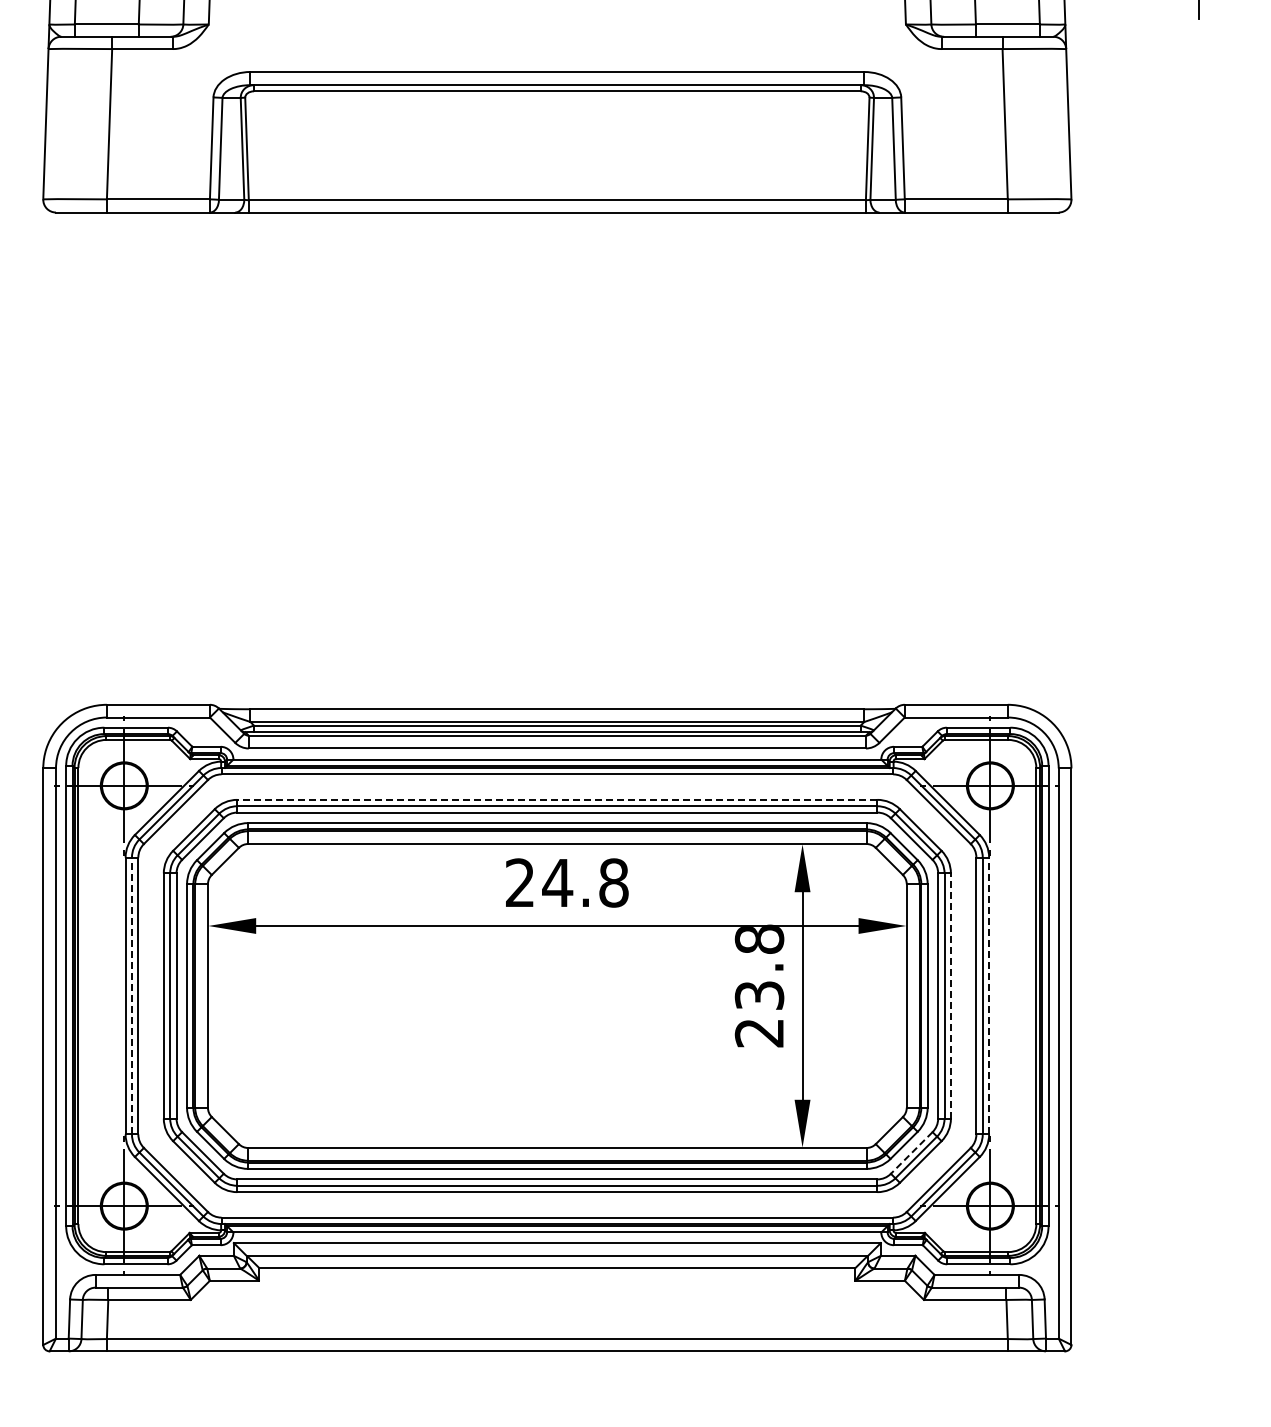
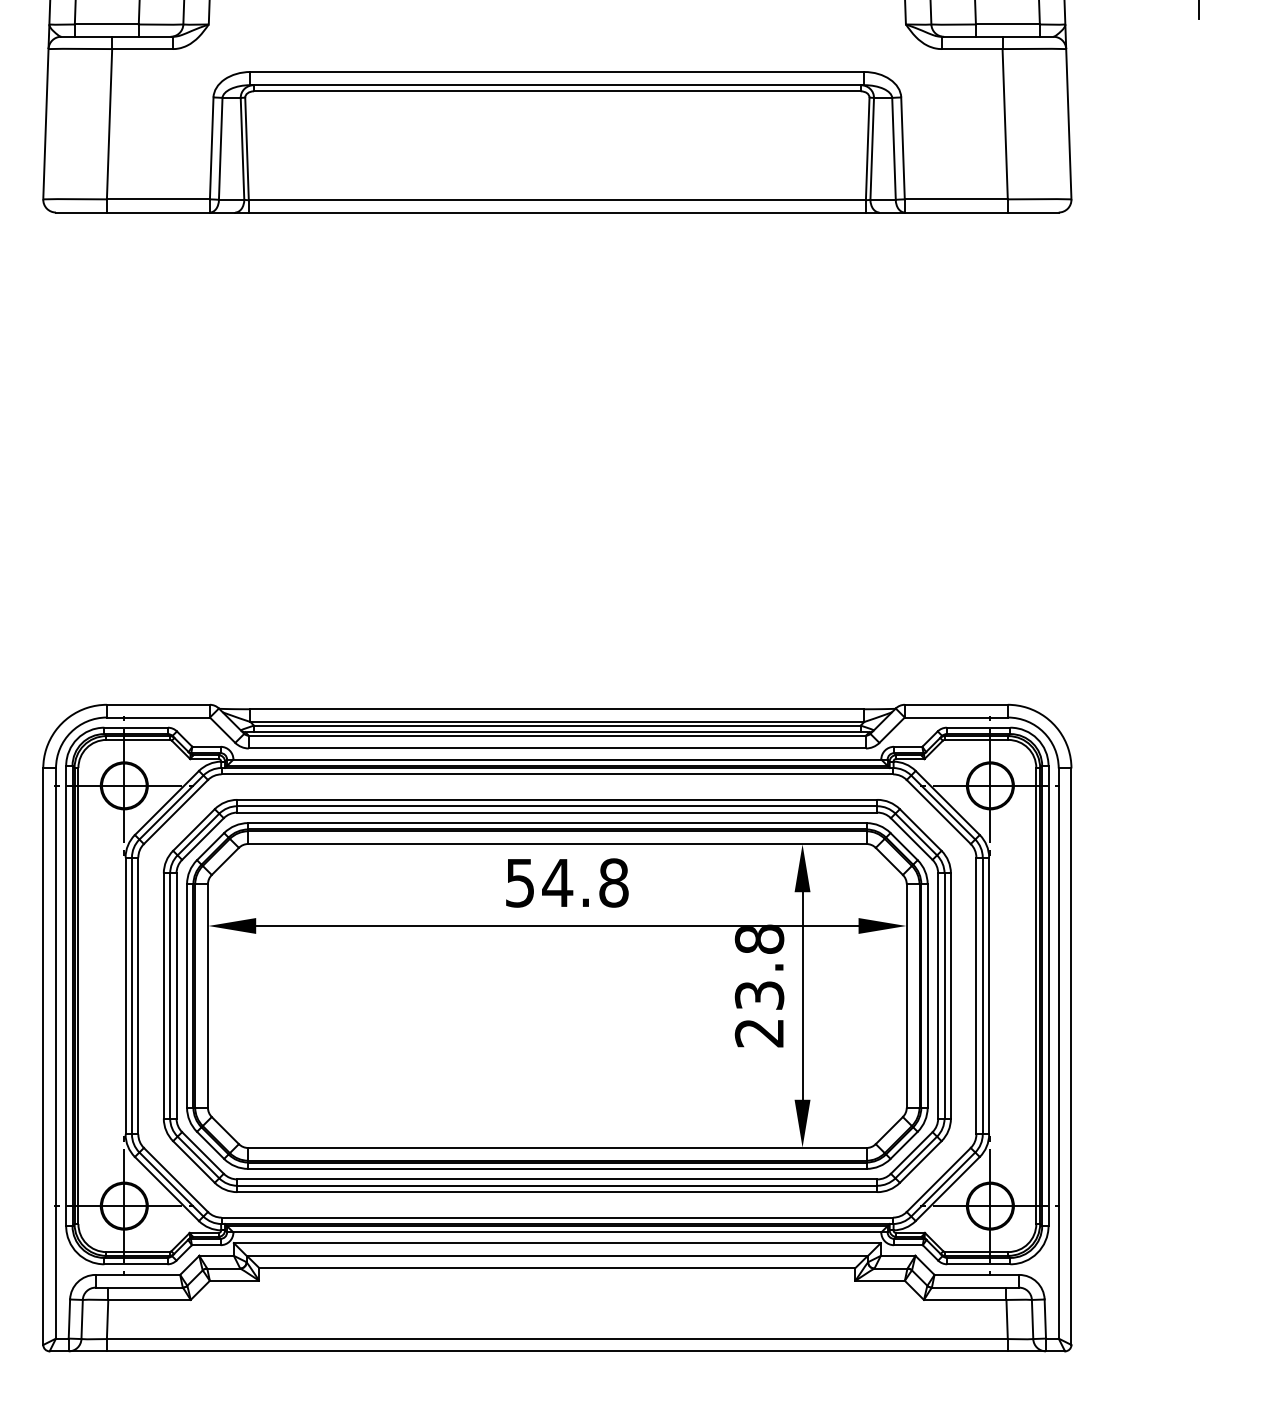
line: dashed -> solid (556, 799)
text: 24.8 -> 54.8 (519, 882)
line: dashed -> solid (131, 995)
line: dashed -> solid (989, 995)
line: dashed -> solid (950, 996)
line: dashed -> solid (911, 1153)
